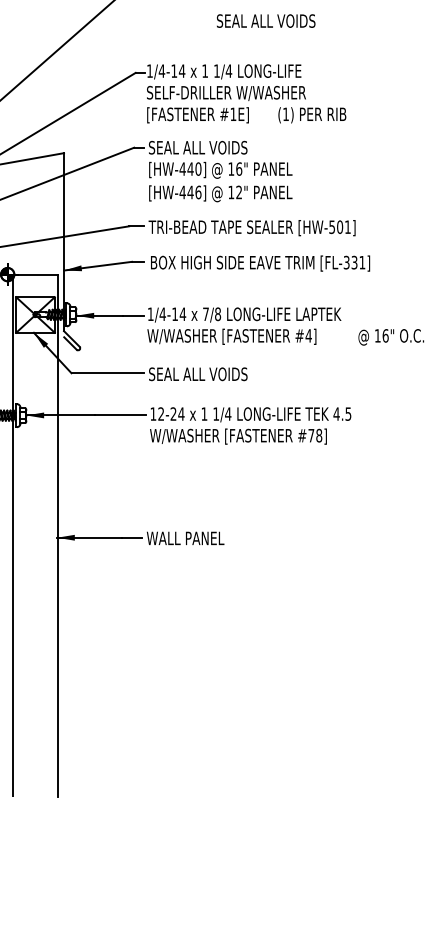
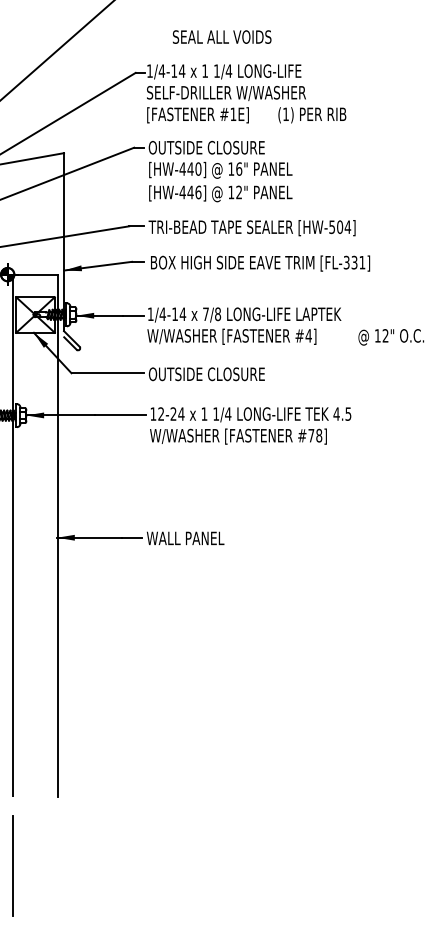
text position: (266, 20) -> (222, 36) (222, 36)
text: SEAL ALL VOIDS -> OUTSIDE CLOSURE (206, 147)
text: [HW-501] -> [HW-504] (347, 226)
text: 16" -> 12" (385, 335)
text: SEAL ALL VOIDS -> OUTSIDE CLOSURE (206, 374)
line: none -> present (13, 865)
